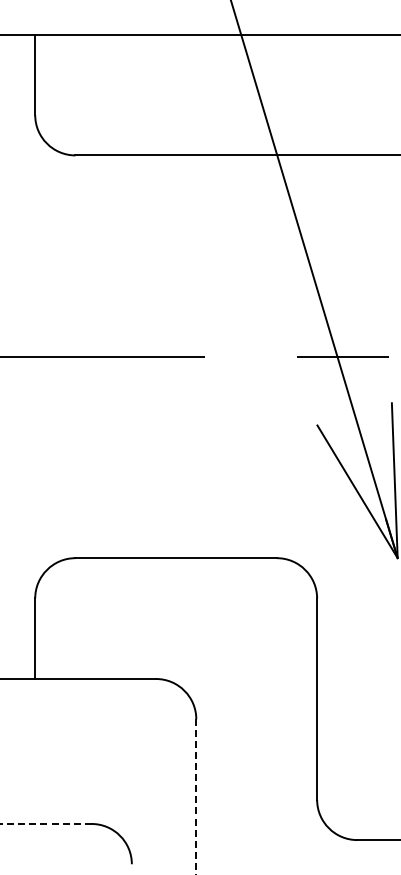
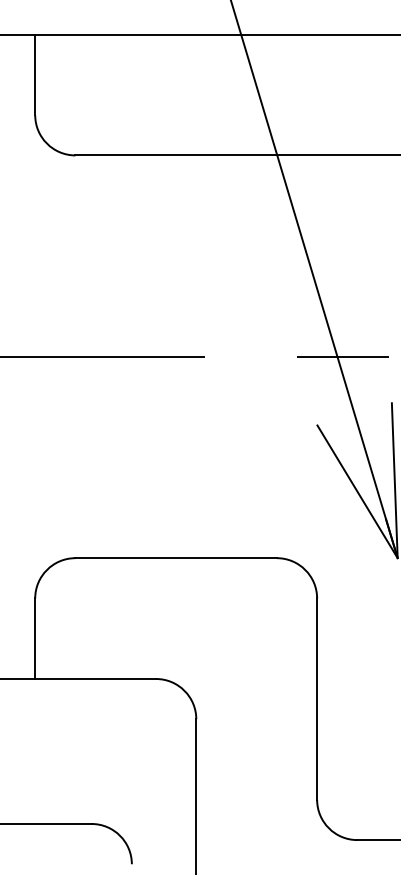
line: dashed -> solid (196, 797)
line: dashed -> solid (45, 823)
